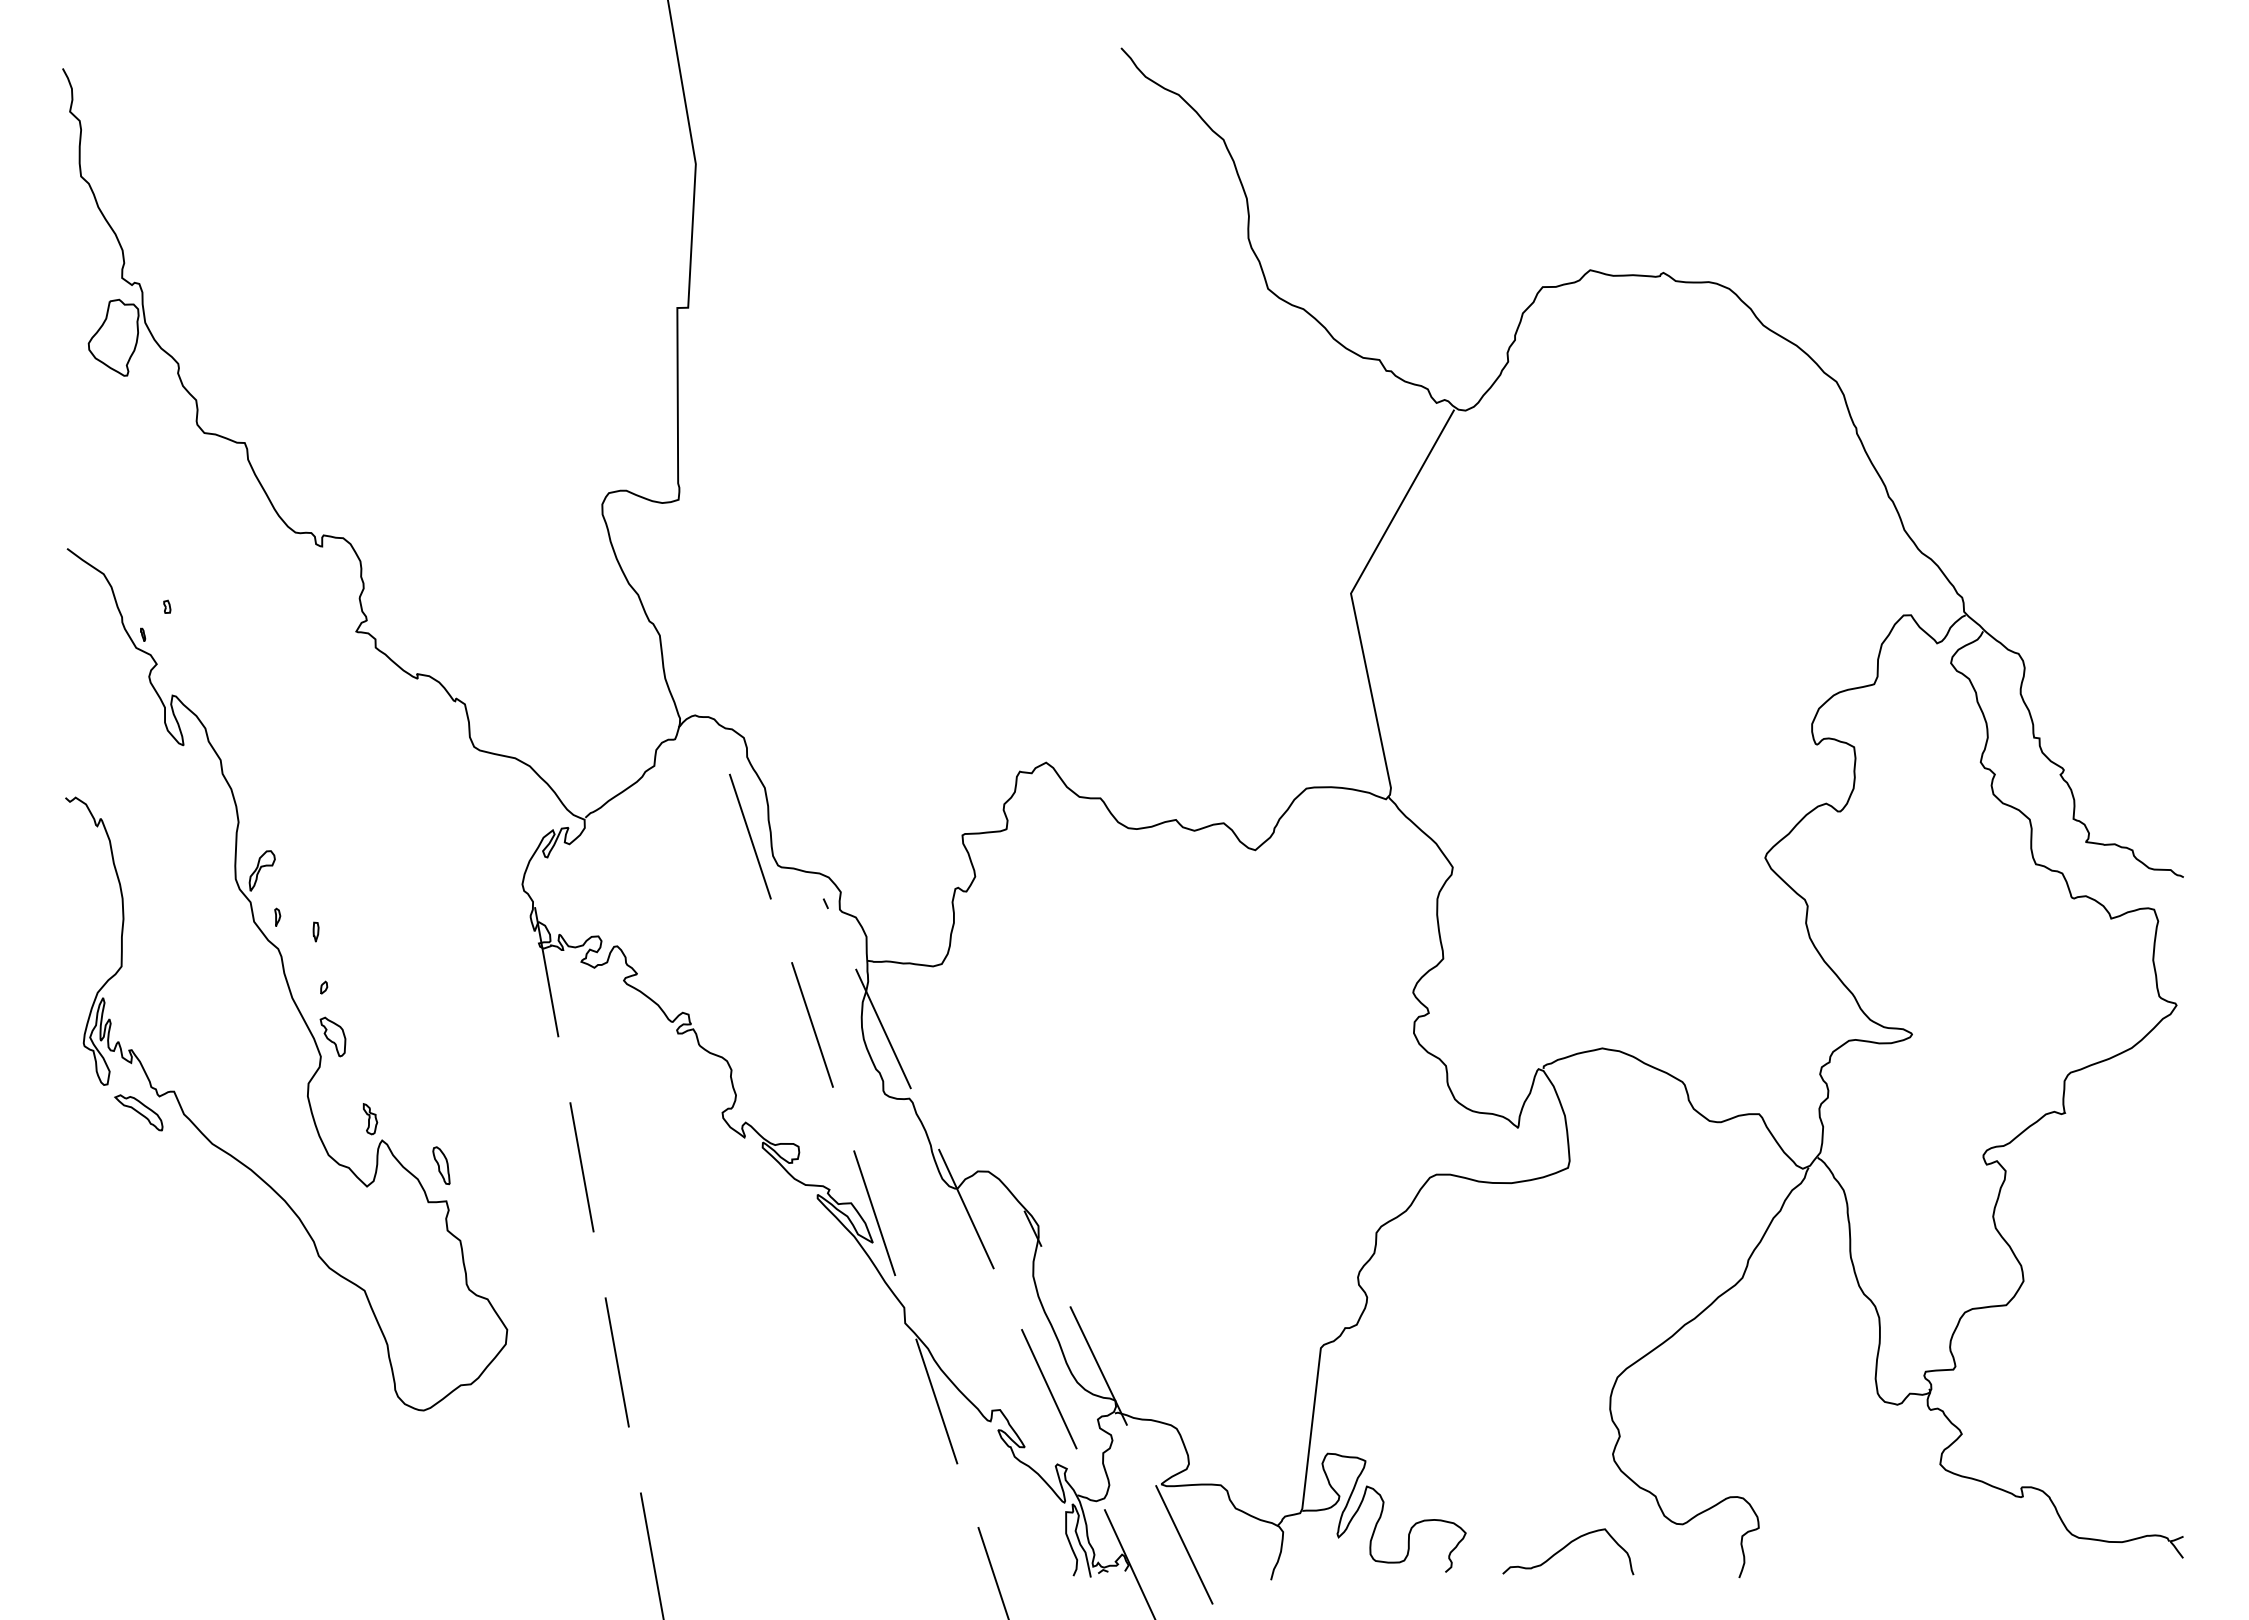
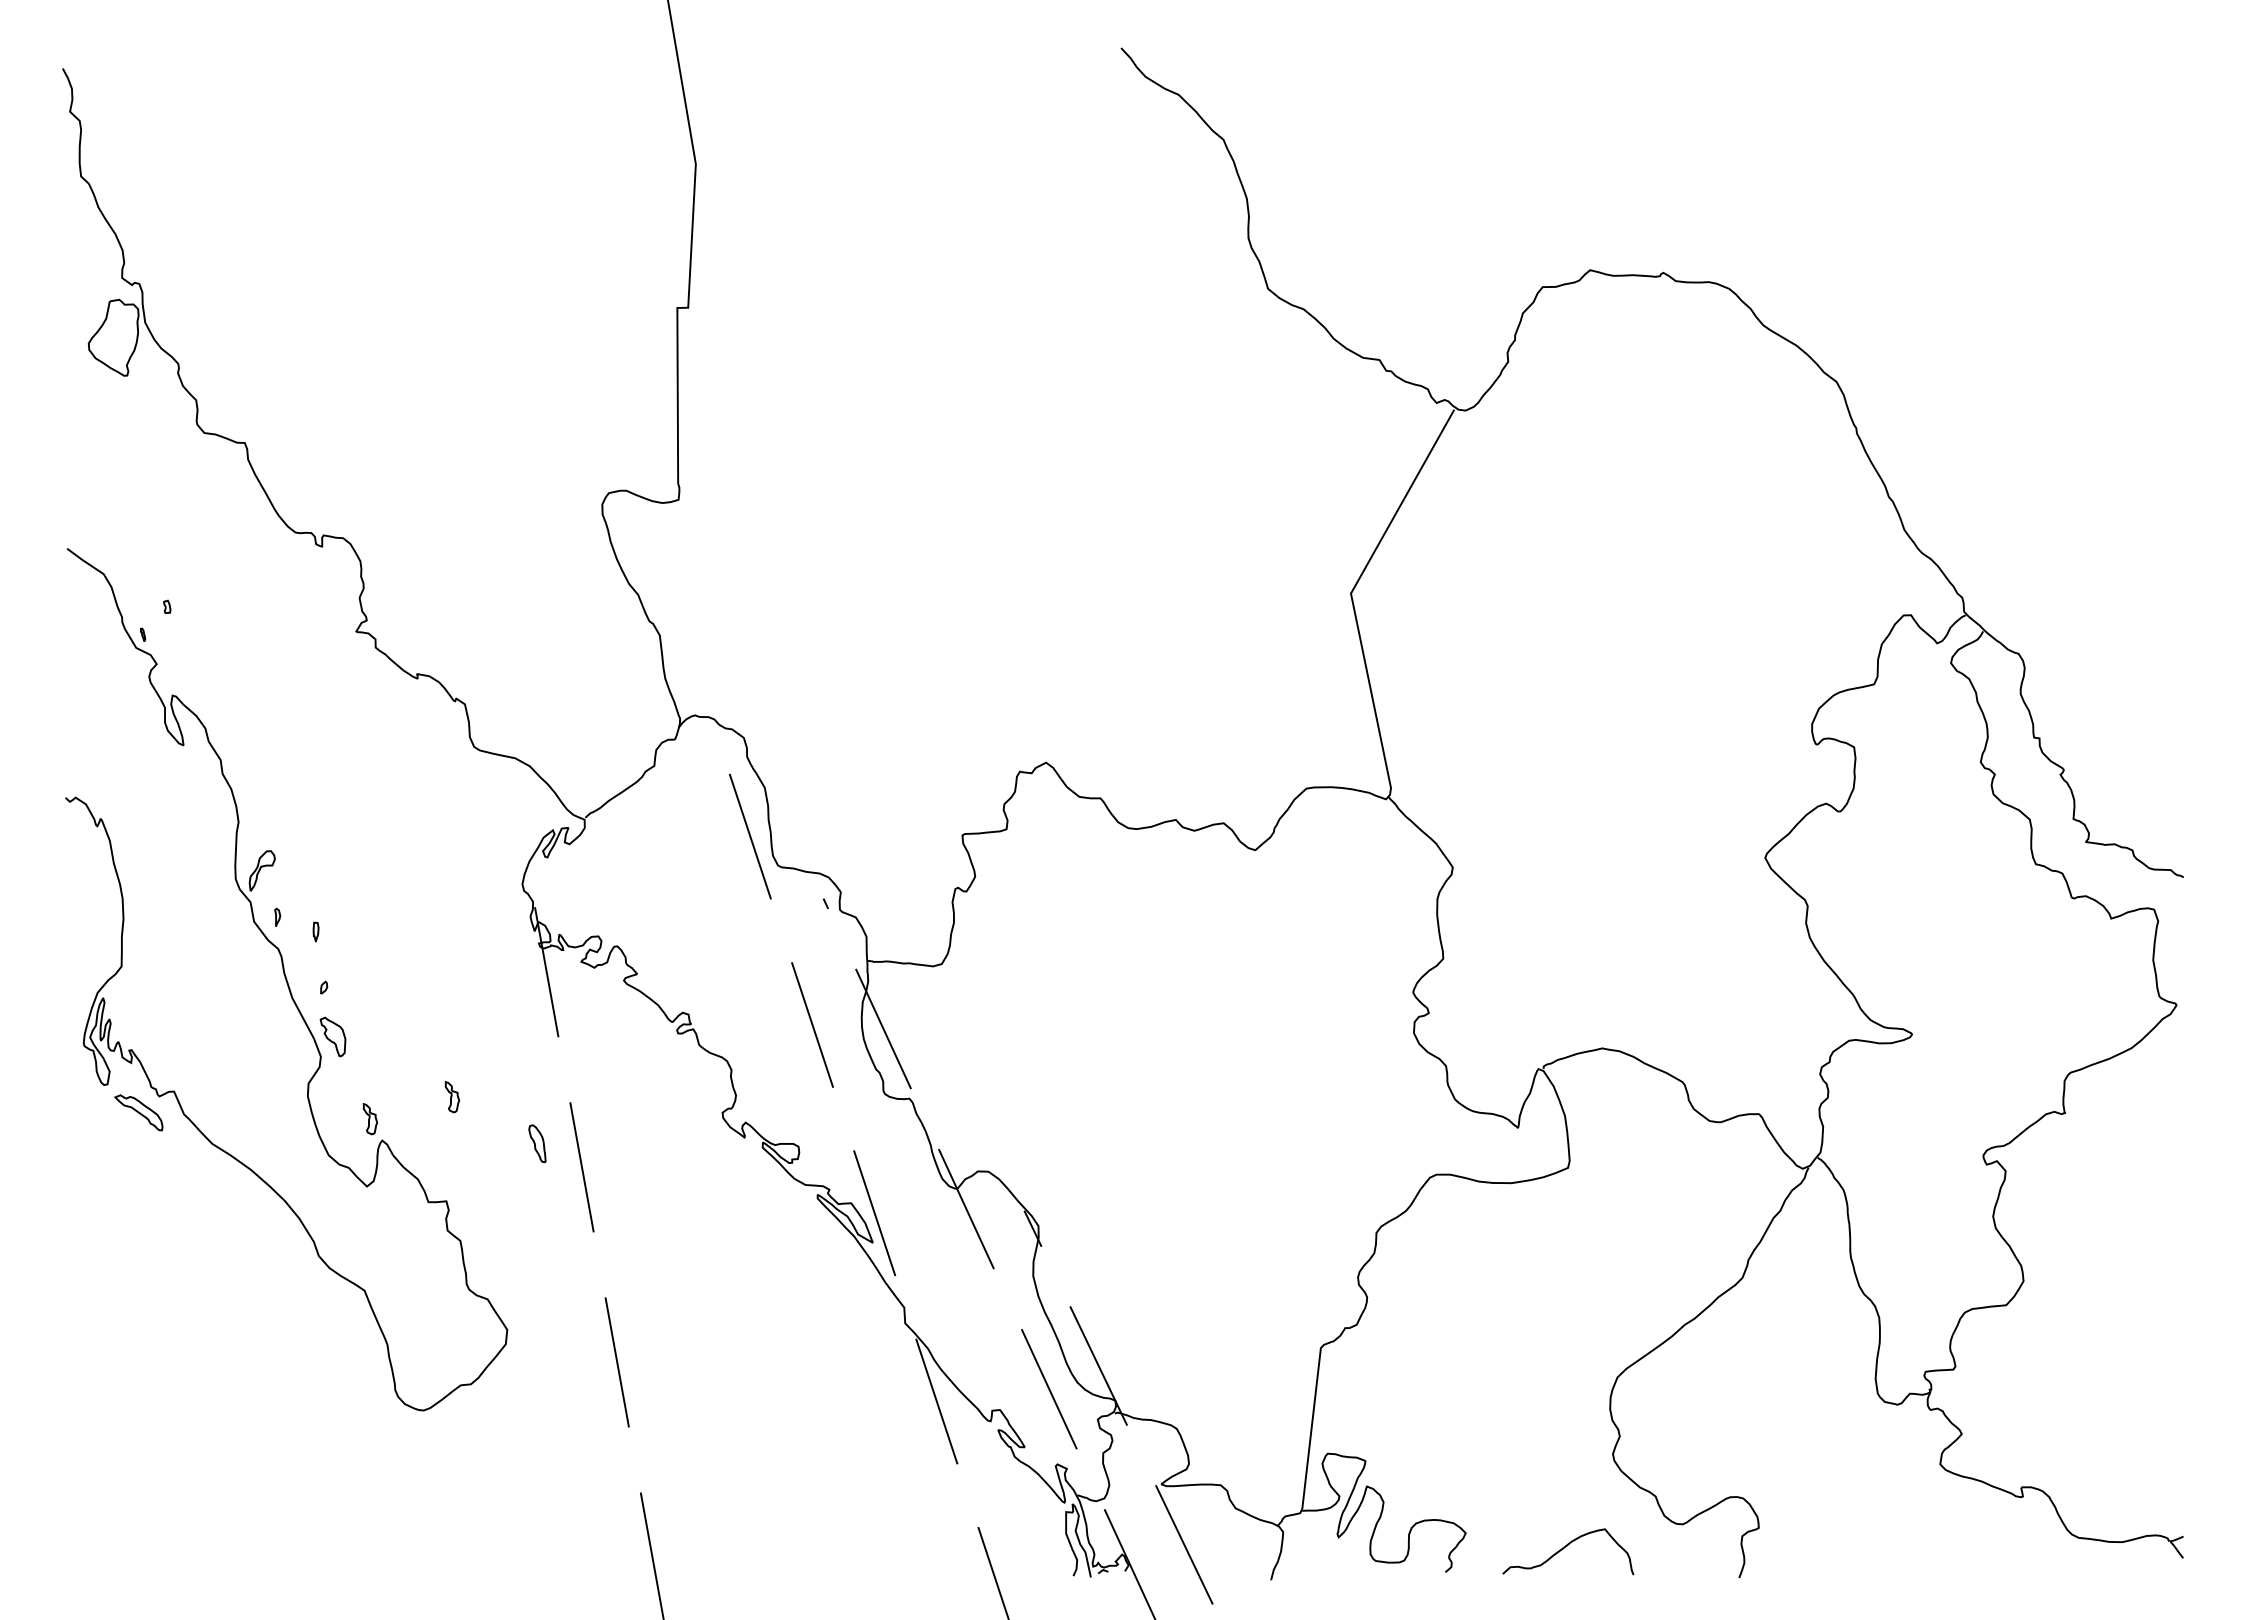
part: none -> present (452, 1097)
part position: (441, 1165) -> (537, 1143) (537, 1143)
